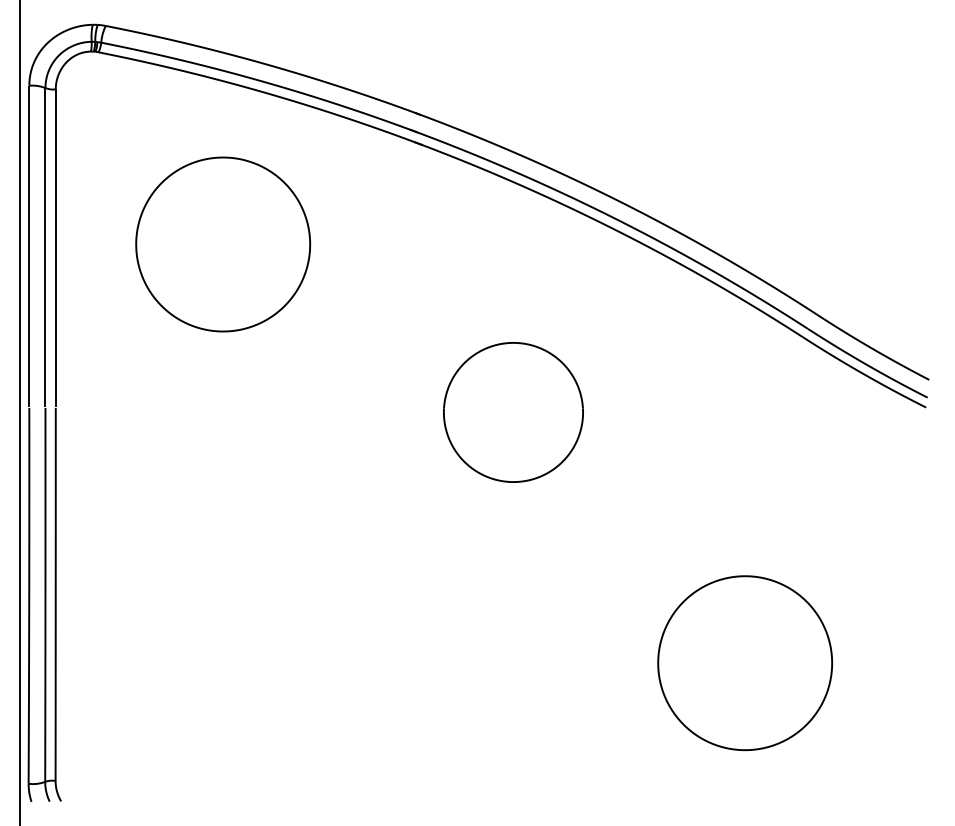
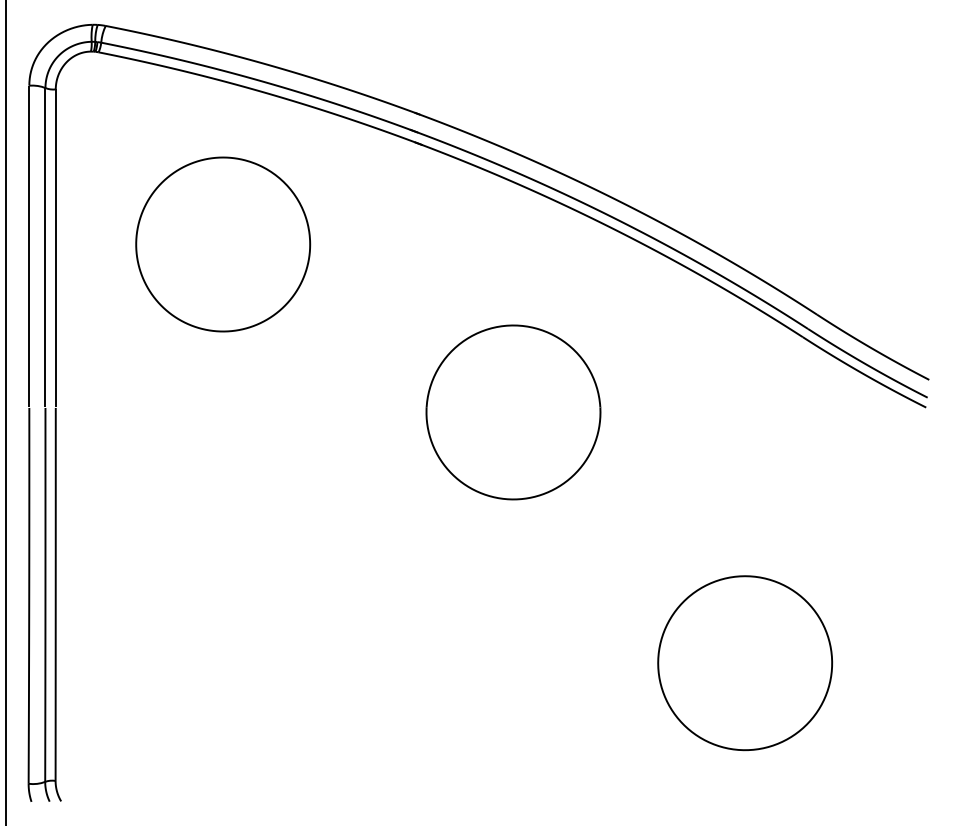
line position: (19, 412) -> (5, 412) (5, 412)
part size: 141x141 px -> 177x177 px (513, 412)
